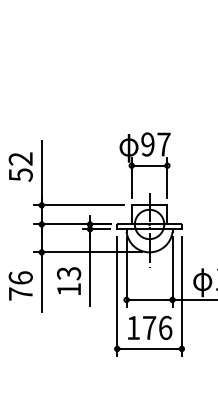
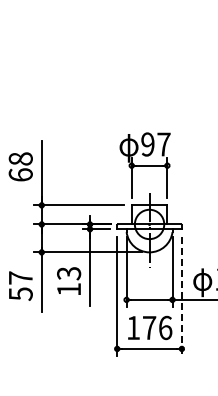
text: 52 -> 68 (20, 166)
text: 76 -> 57 (20, 285)
line: solid -> dashed (181, 296)
